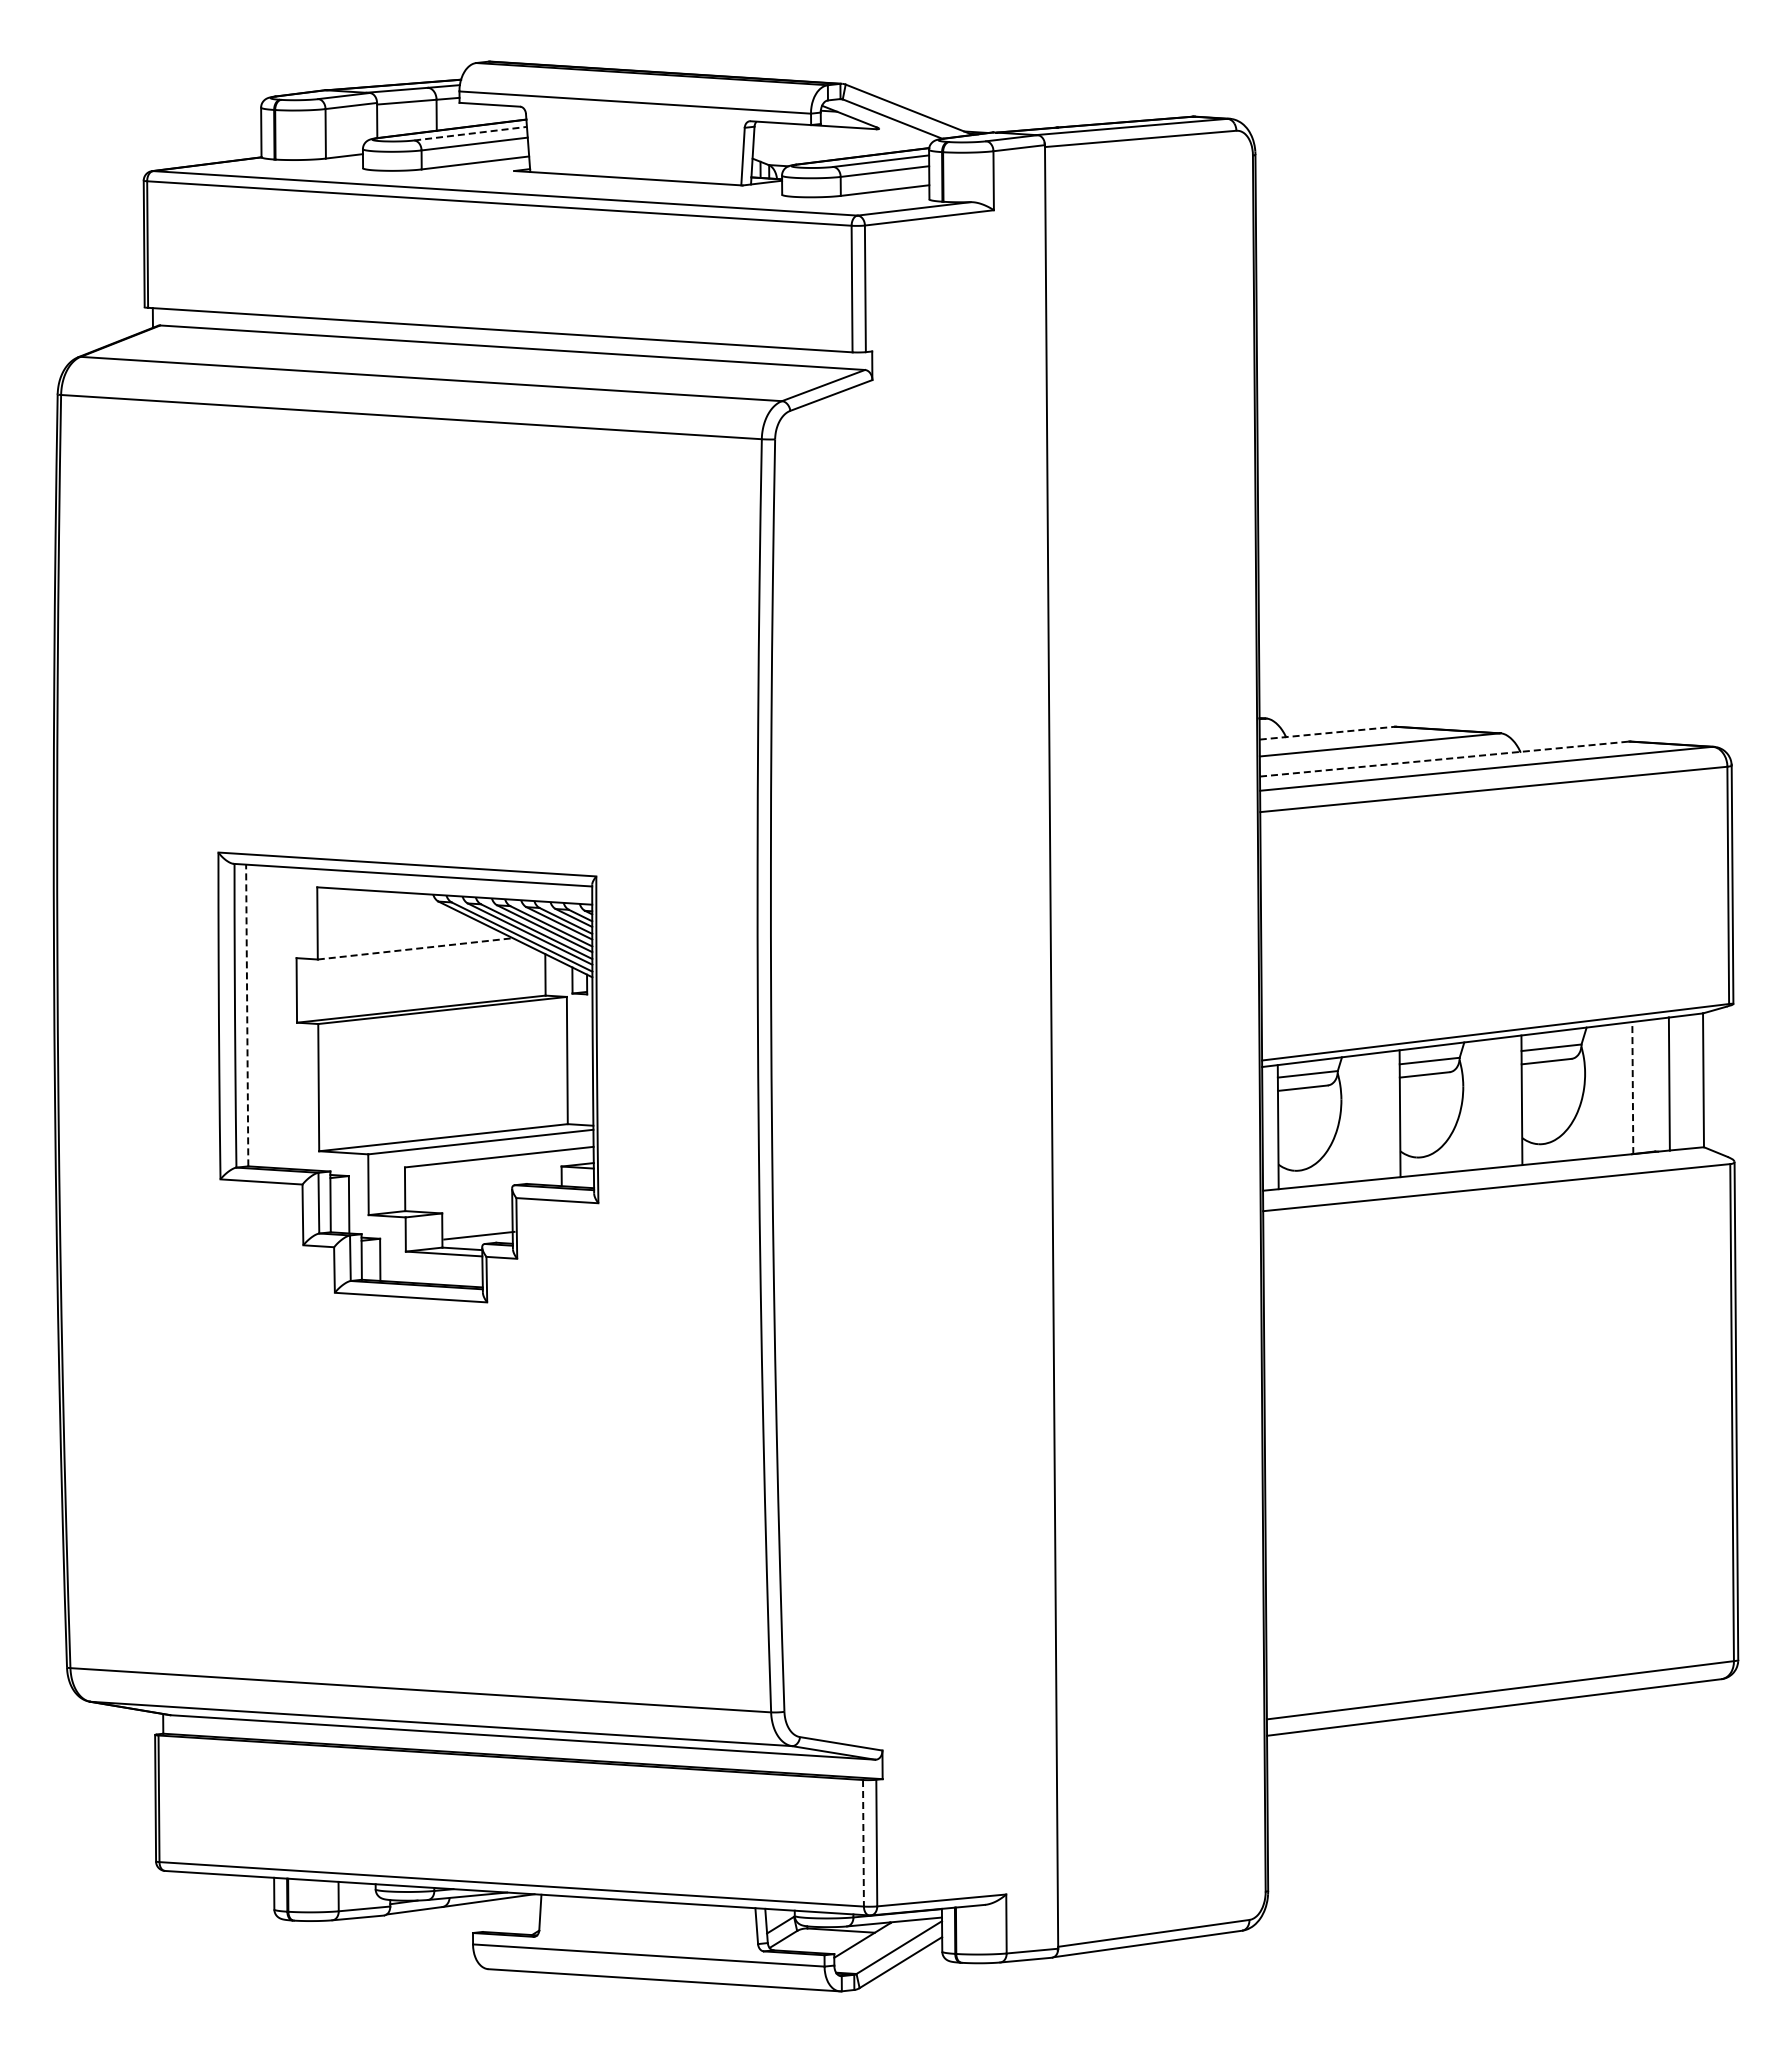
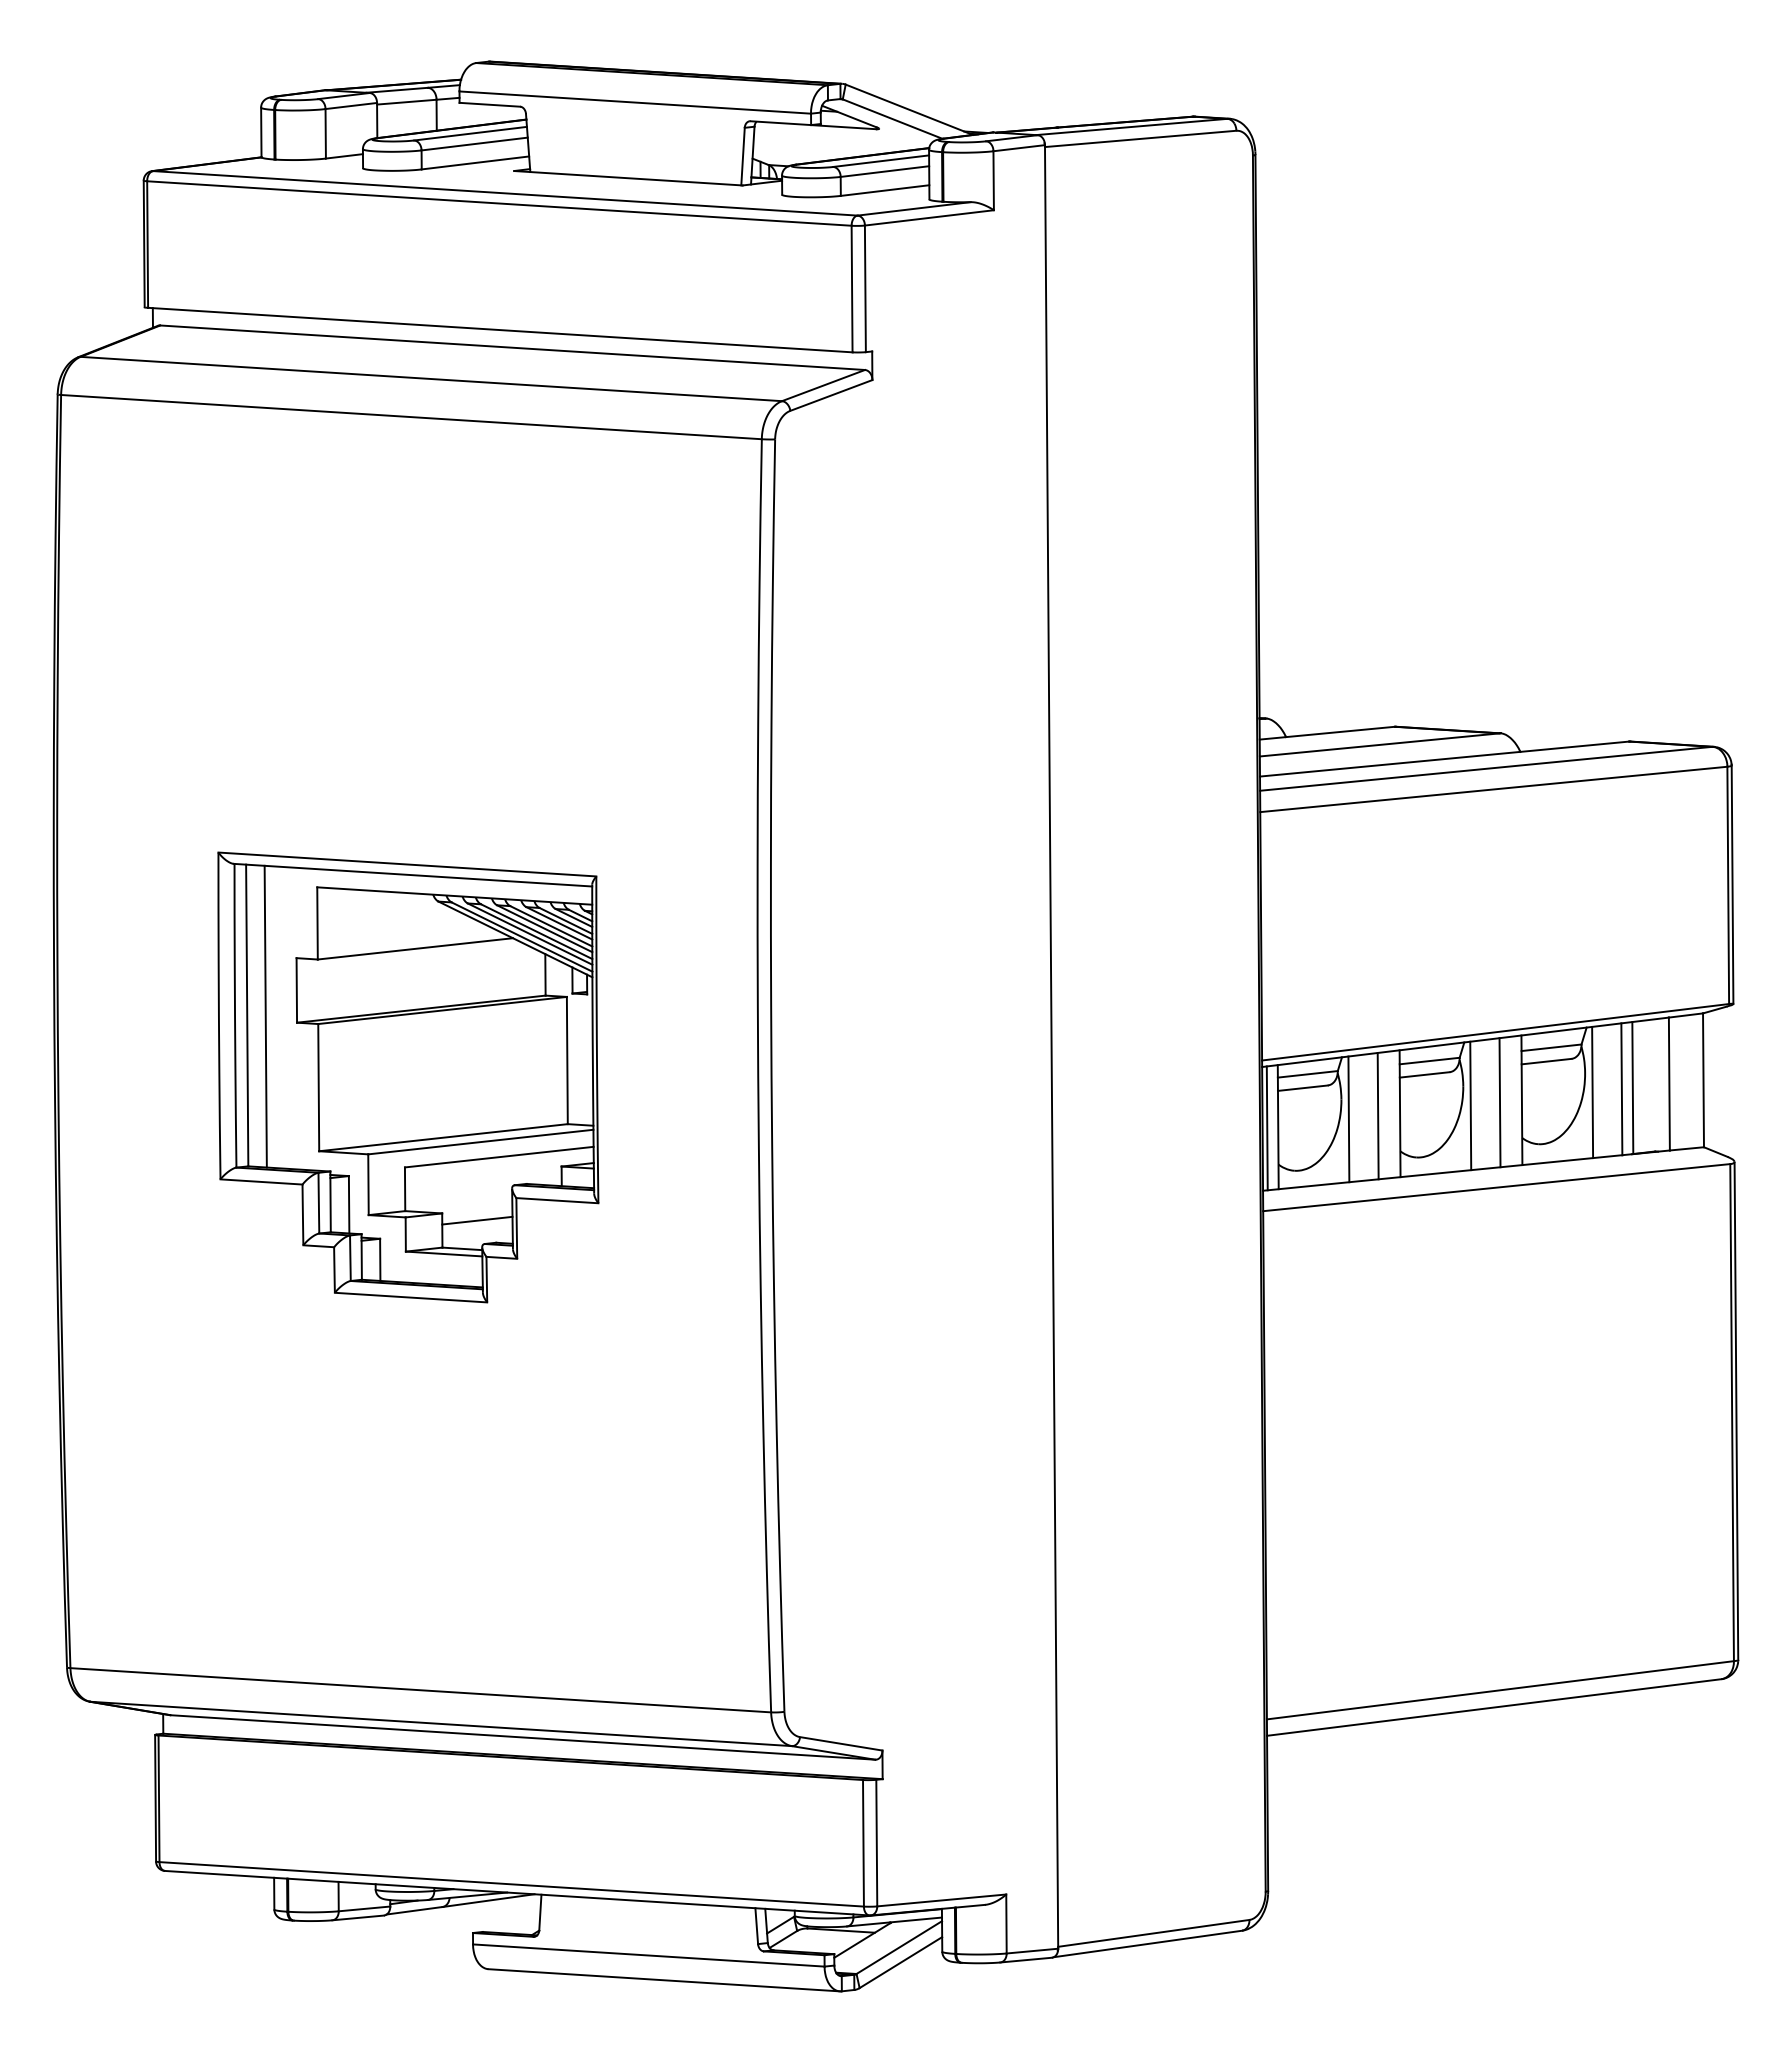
line: dashed -> solid (470, 133)
line: dashed -> solid (1327, 733)
line: dashed -> solid (1445, 759)
line: dashed -> solid (415, 948)
line: dashed -> solid (247, 1015)
line: none -> present (265, 1016)
line: dashed -> solid (1632, 1087)
line: none -> present (1621, 1089)
line: none -> present (1592, 1092)
line: none -> present (1499, 1102)
line: none -> present (1470, 1105)
line: none -> present (1377, 1115)
line: none -> present (1348, 1119)
line: none -> present (1266, 1128)
line position: (479, 1235) -> (477, 1220) (477, 1220)
line: dashed -> solid (863, 1843)
